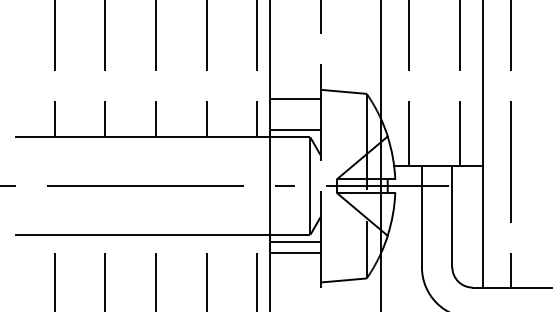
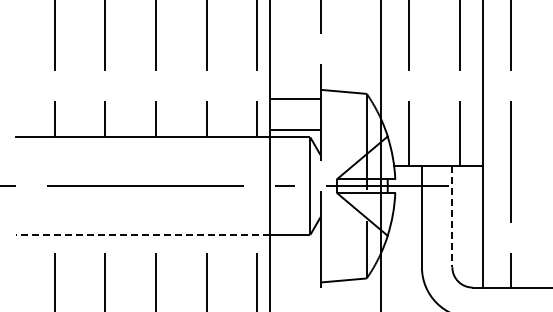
line: solid -> dashed (452, 216)
line: solid -> dashed (143, 234)
line: present -> none (294, 241)
line: present -> none (294, 253)
